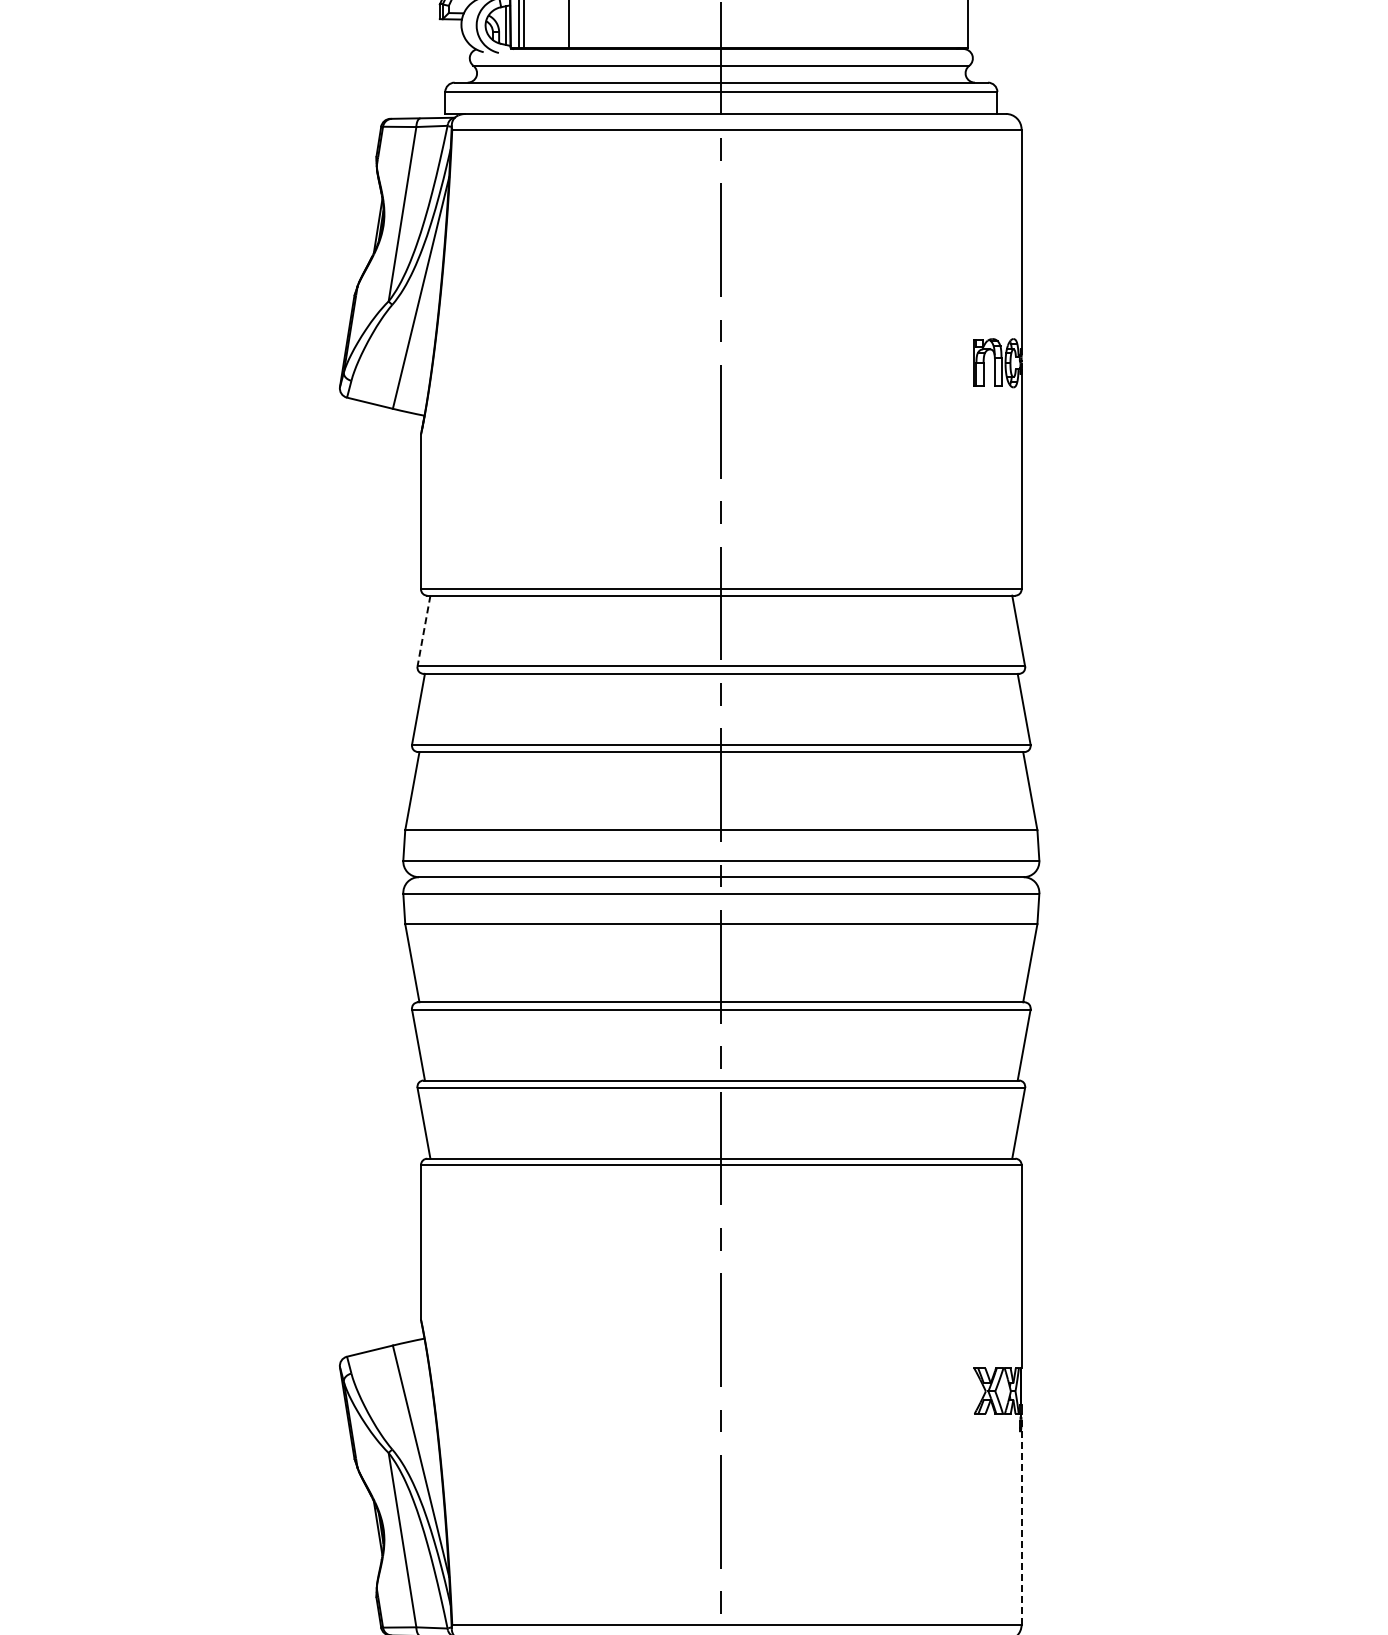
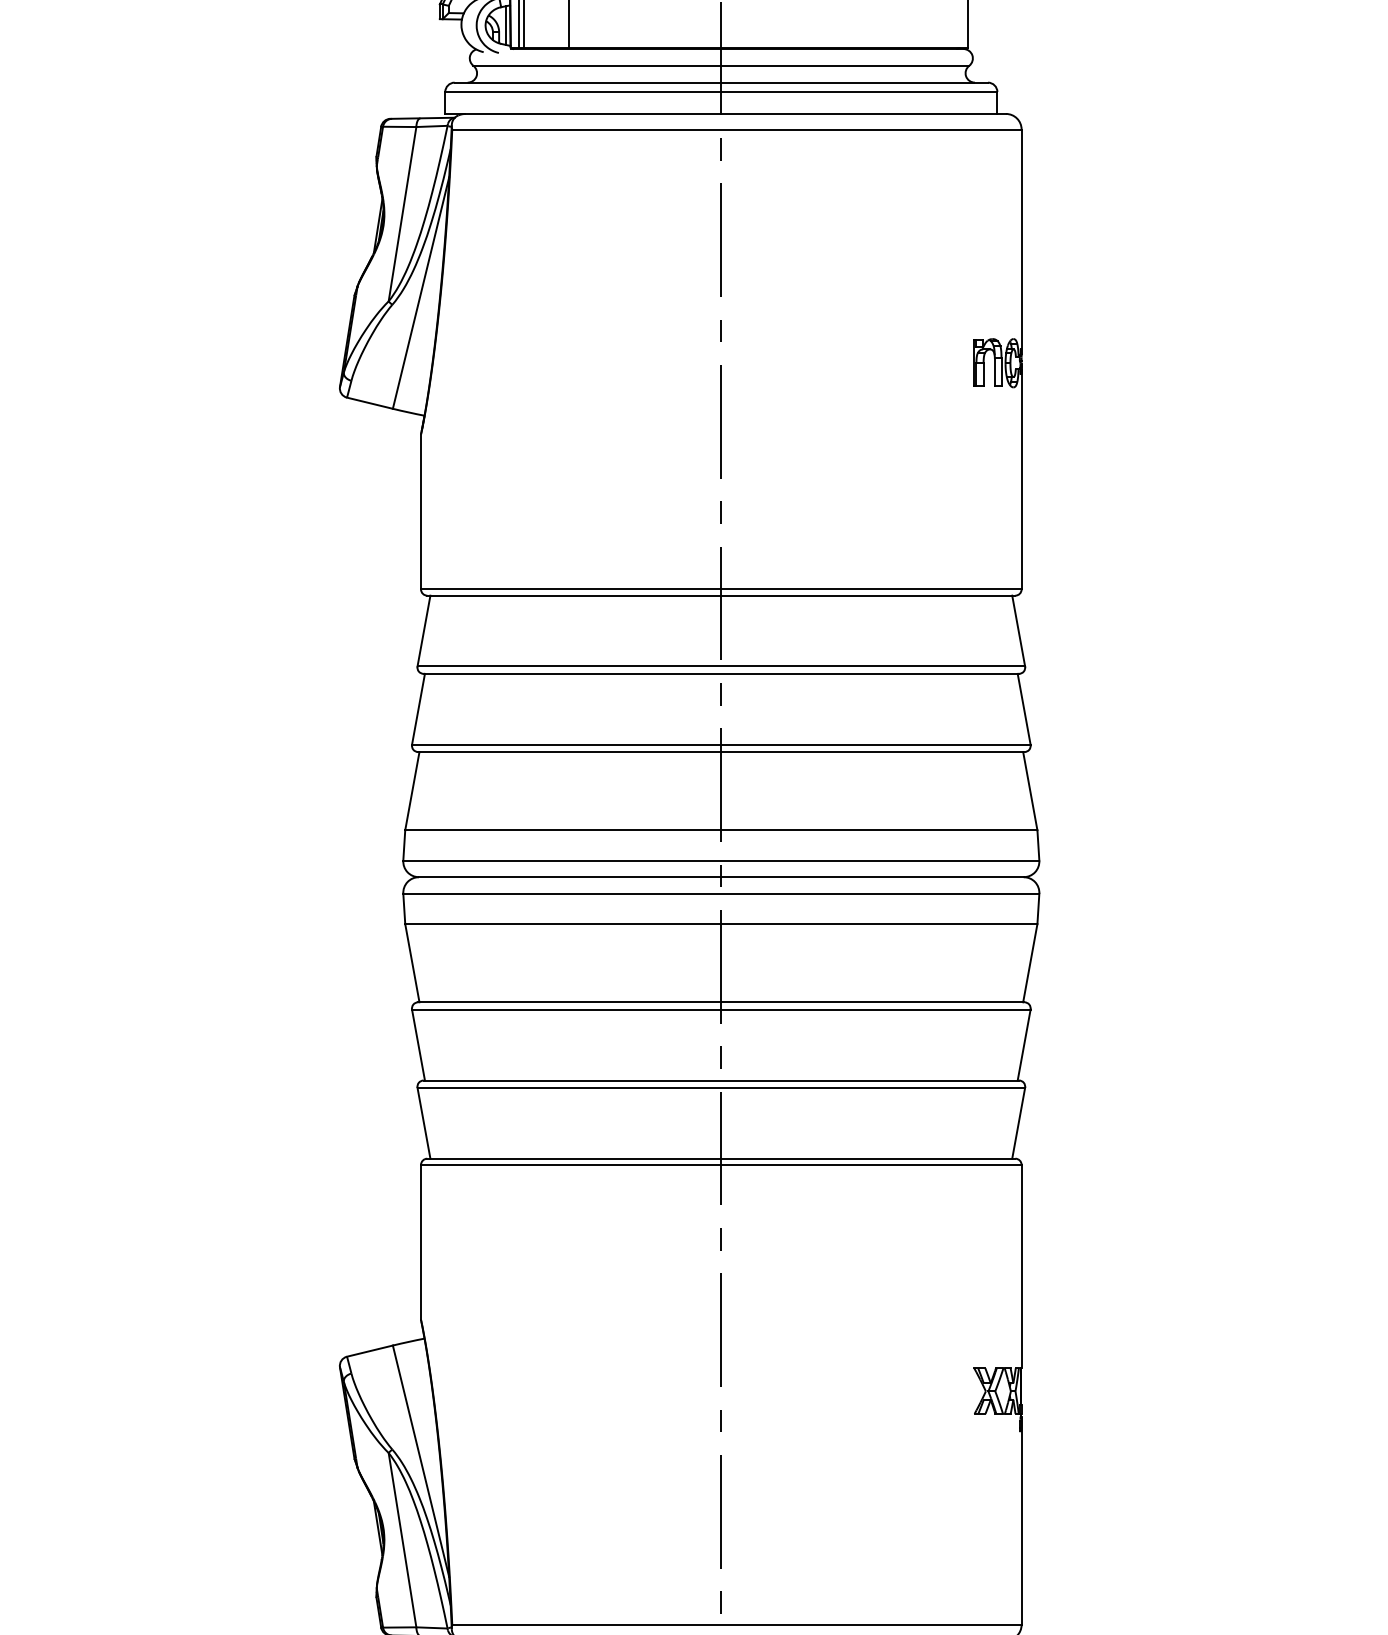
line: dashed -> solid (423, 631)
line: dashed -> solid (1021, 1520)
